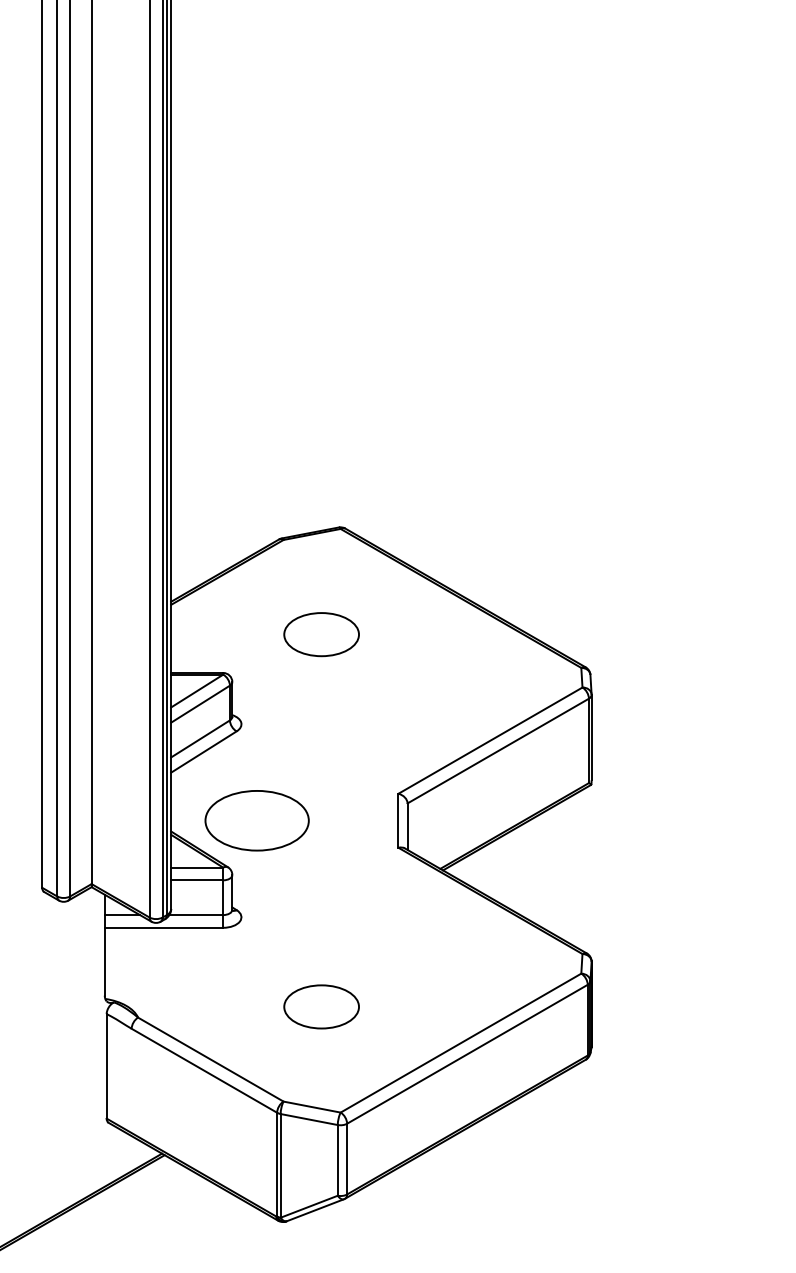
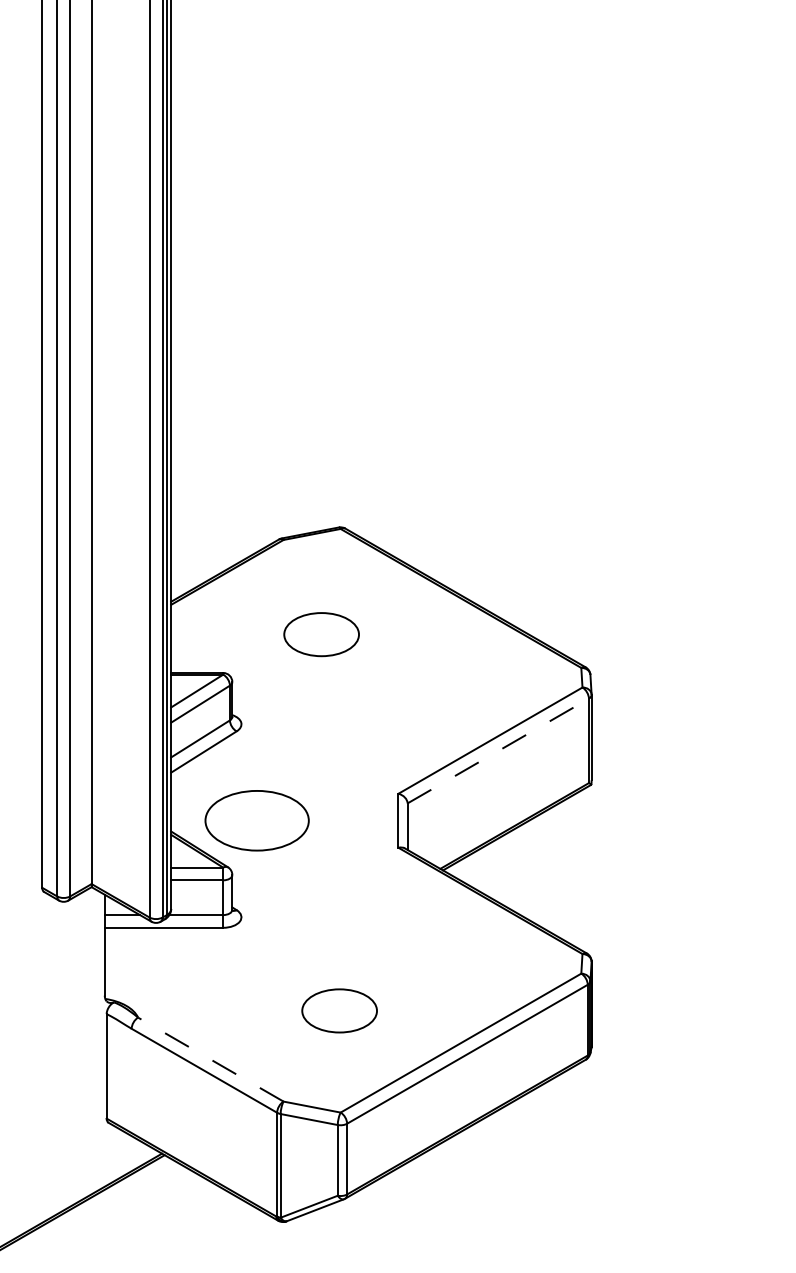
line: solid -> dashed (498, 751)
part position: (321, 1006) -> (339, 1010) (339, 1010)
line: solid -> dashed (210, 1059)
